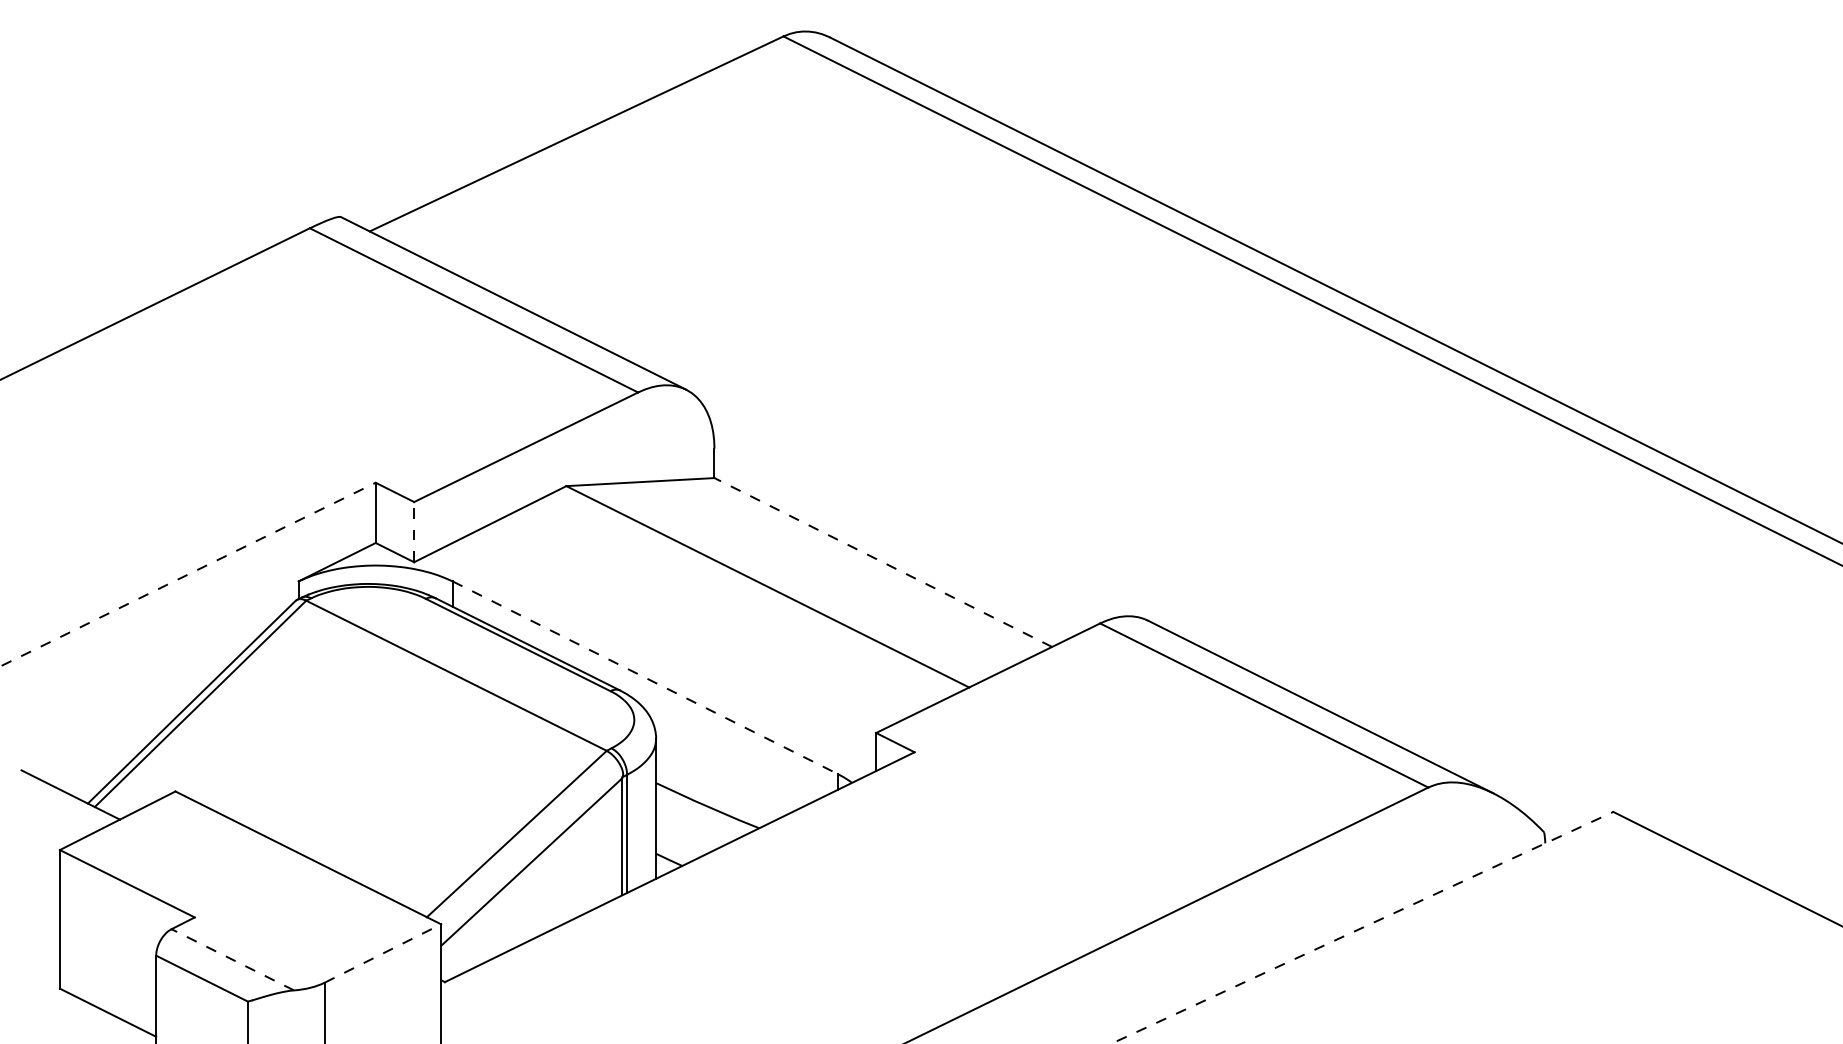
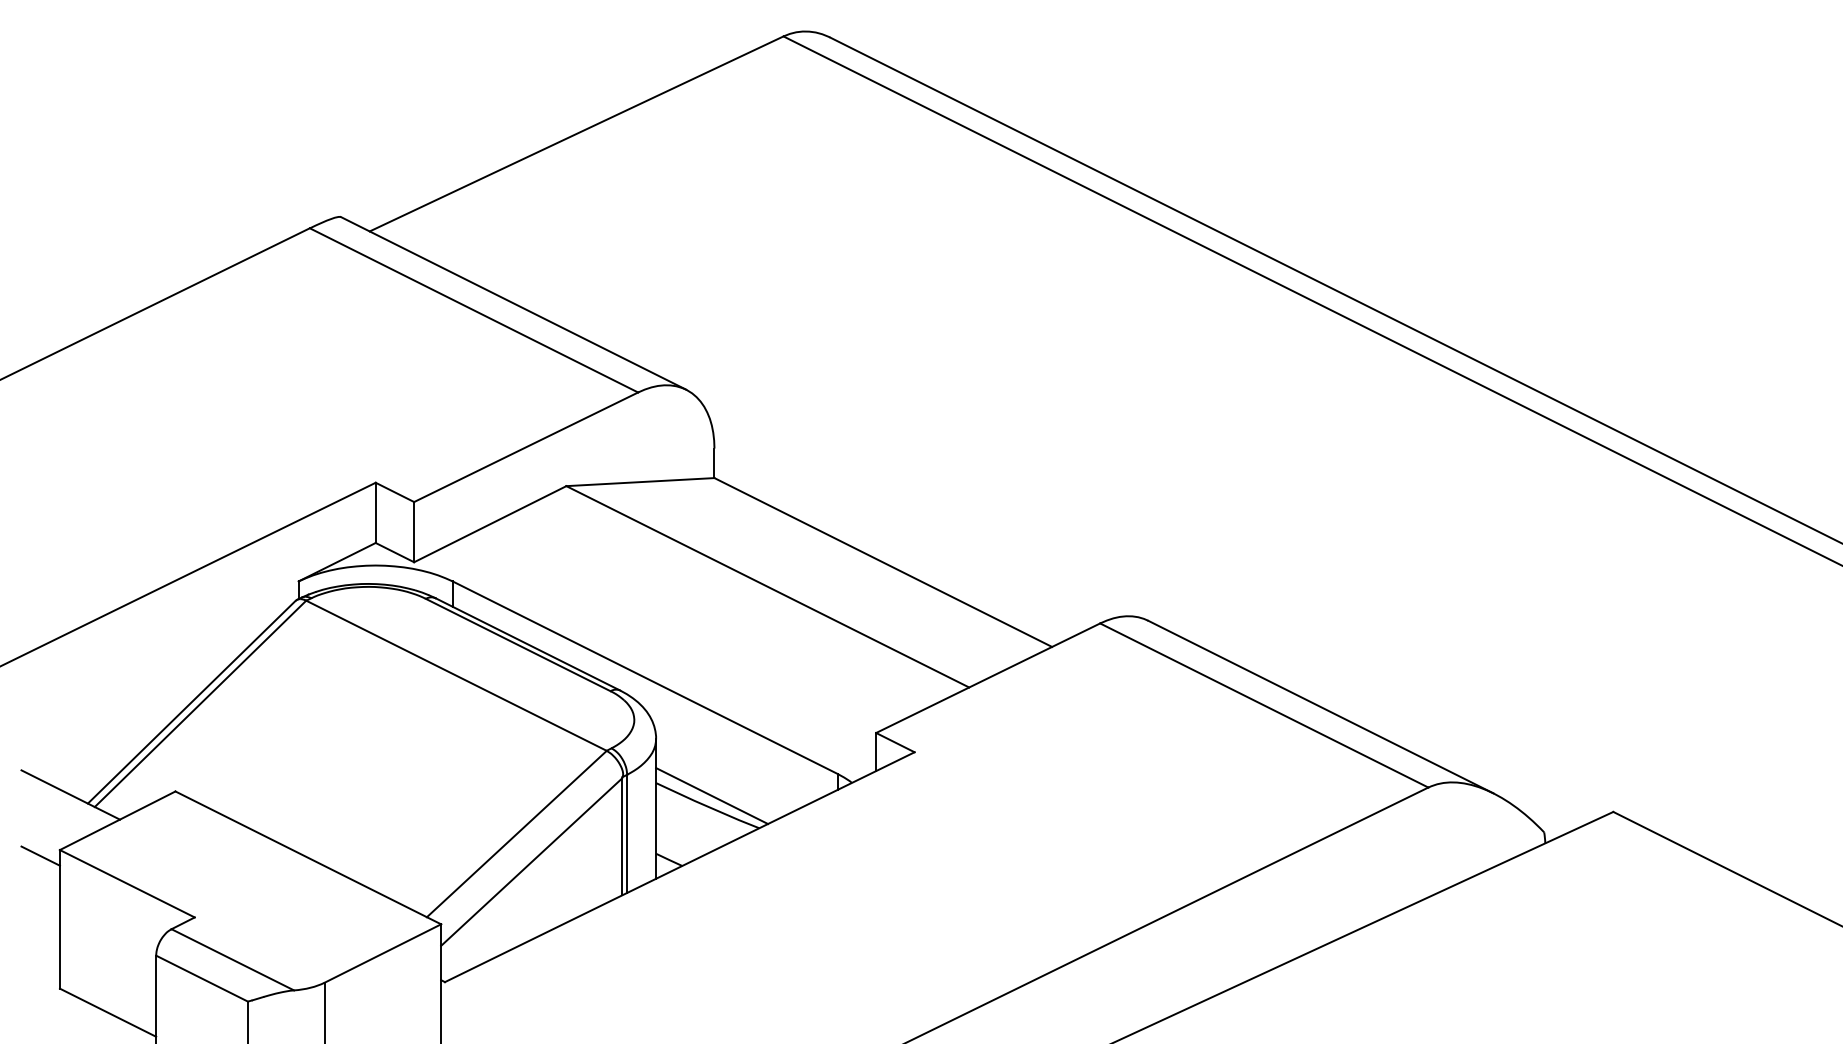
line: dashed -> solid (414, 531)
line: dashed -> solid (883, 562)
line: dashed -> solid (188, 574)
line: dashed -> solid (645, 677)
line: none -> present (712, 796)
line: none -> present (40, 855)
line: dashed -> solid (1362, 927)
line: dashed -> solid (383, 953)
line: dashed -> solid (232, 959)
